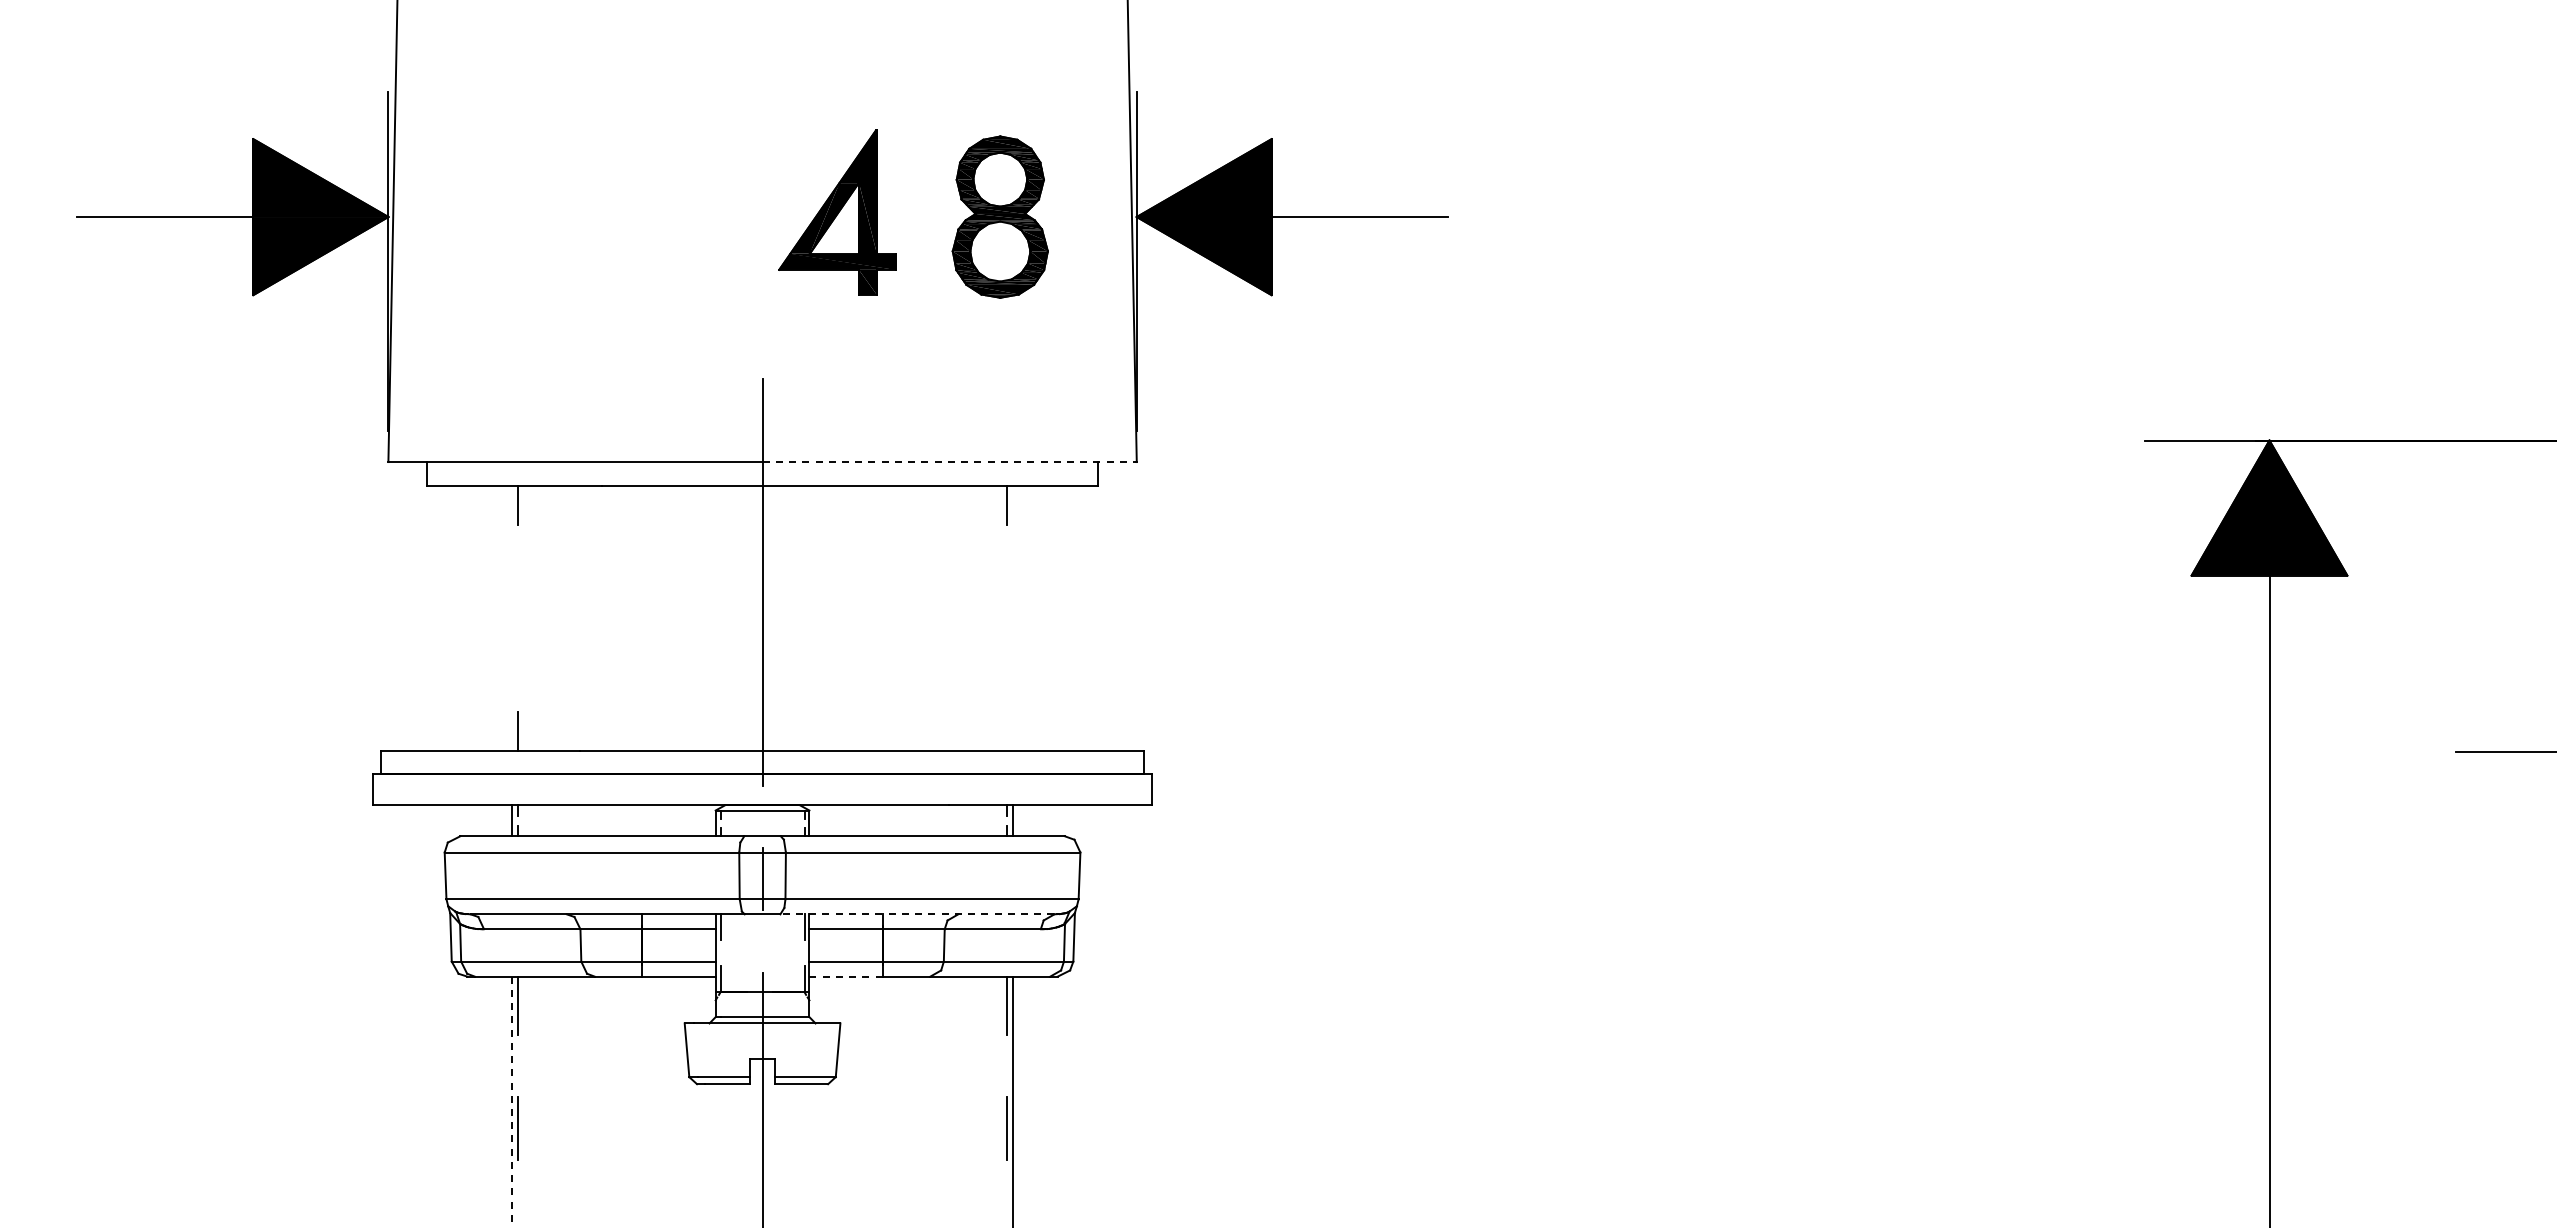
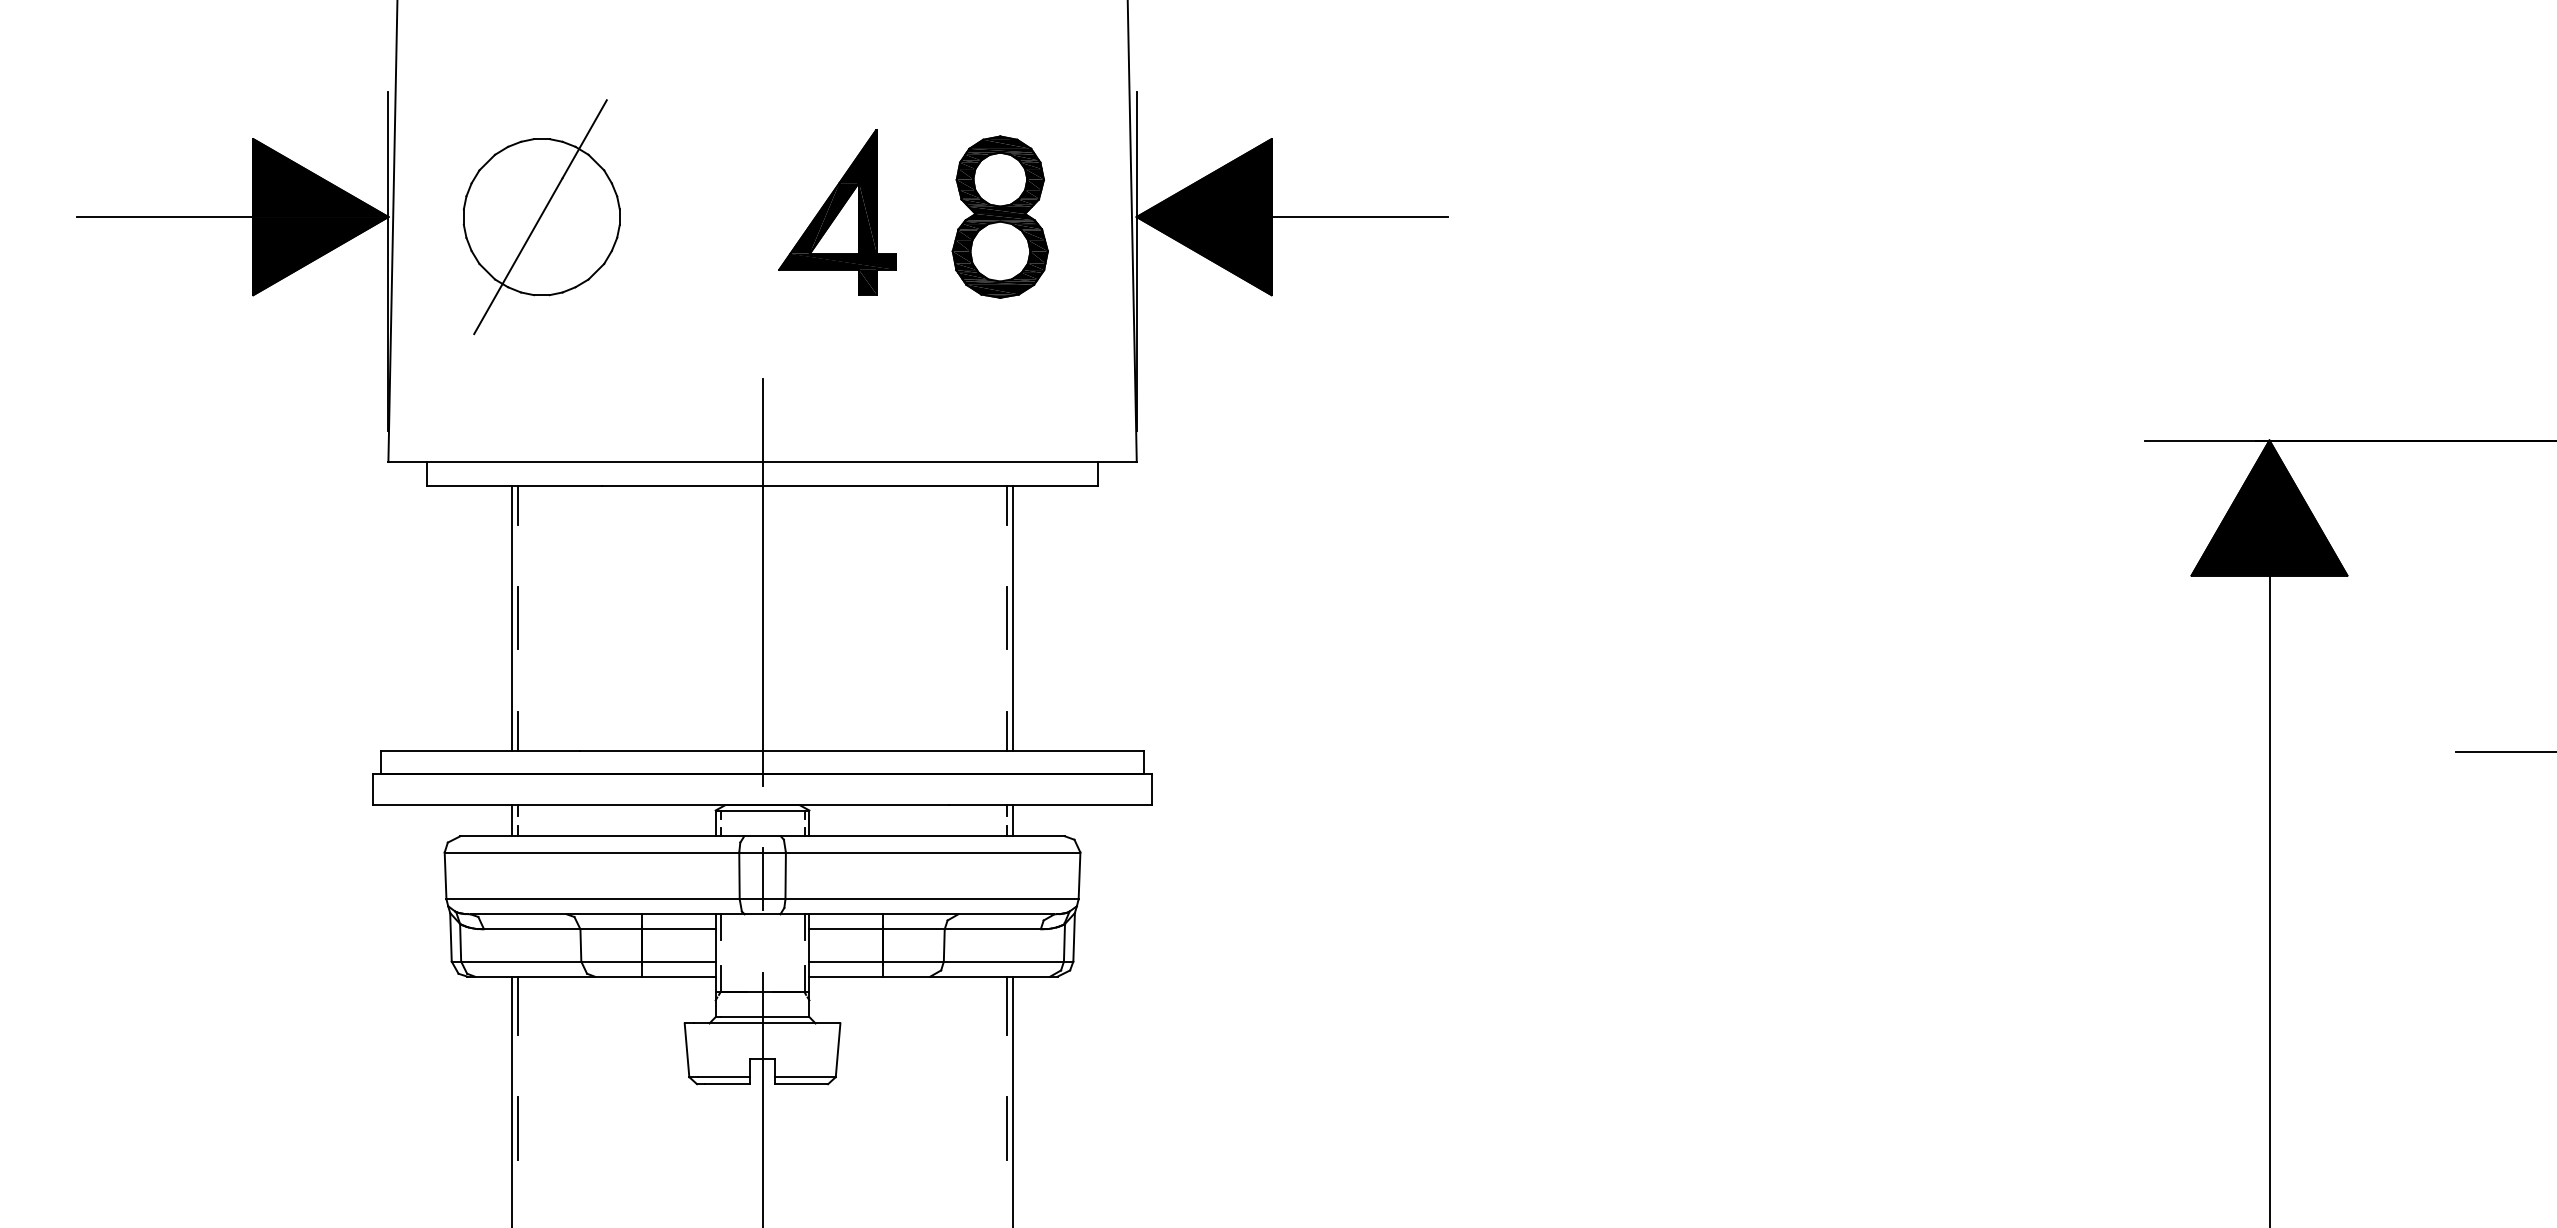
part: none -> present (541, 217)
line: dashed -> solid (949, 462)
line: none -> present (512, 617)
line: none -> present (517, 617)
line: none -> present (1007, 617)
line: none -> present (1012, 617)
line: none -> present (1007, 730)
line: dashed -> solid (916, 914)
line: dashed -> solid (846, 976)
line: dashed -> solid (512, 1102)
